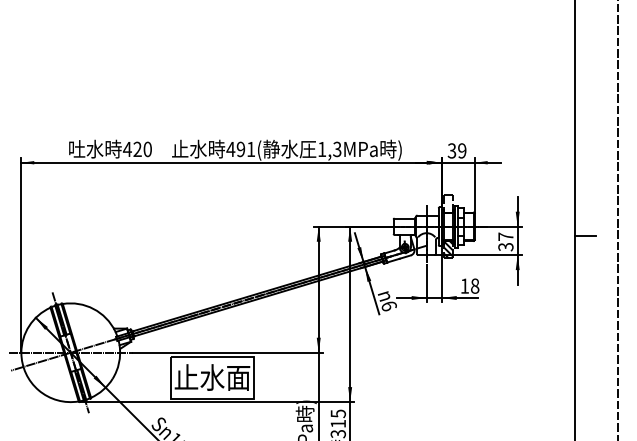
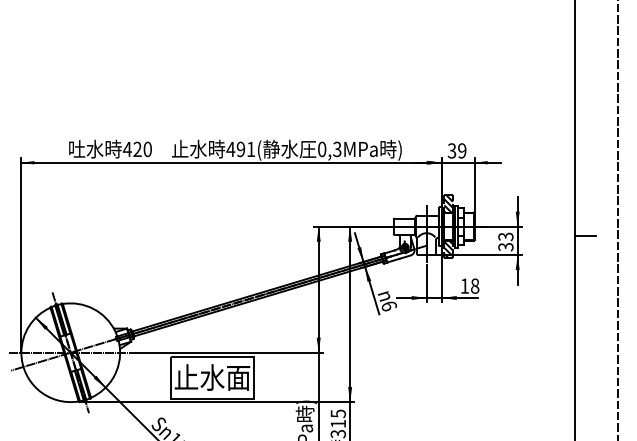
text: 1,3MPa -> 0,3MPa (322, 149)
hatch: none -> present (448, 203)
text: 37 -> 33 (505, 236)
